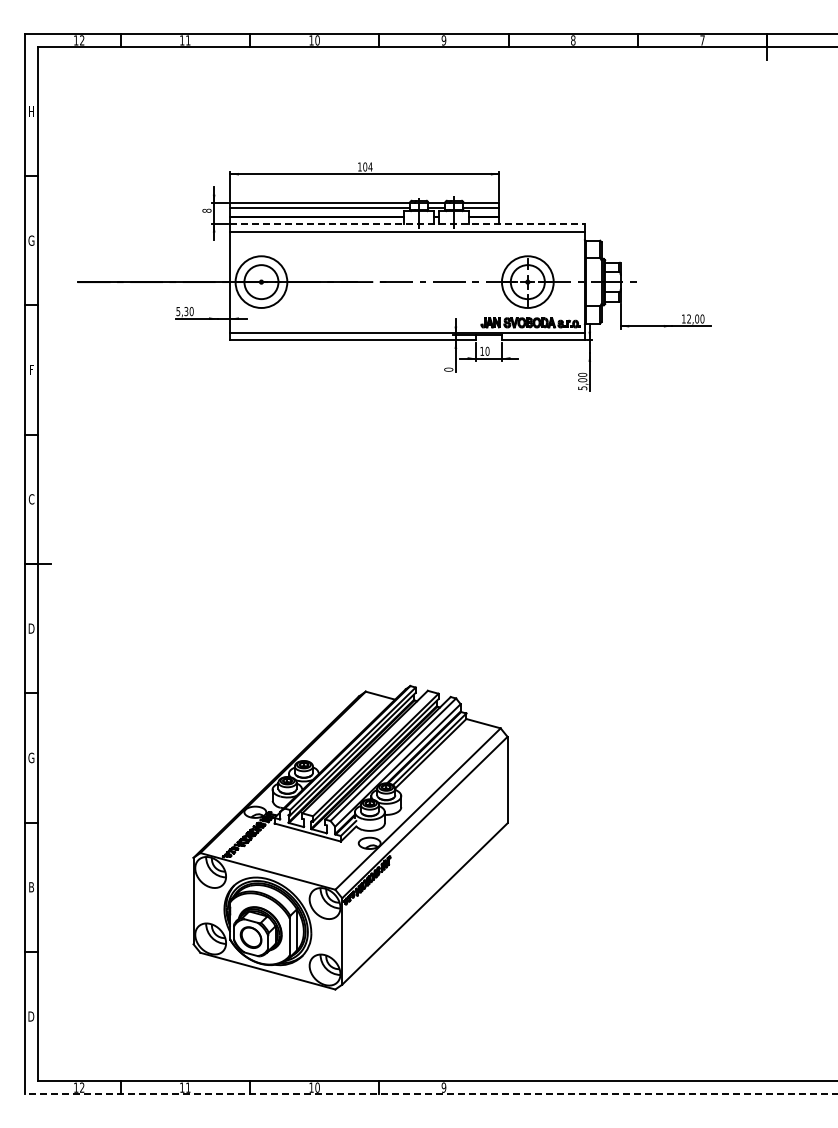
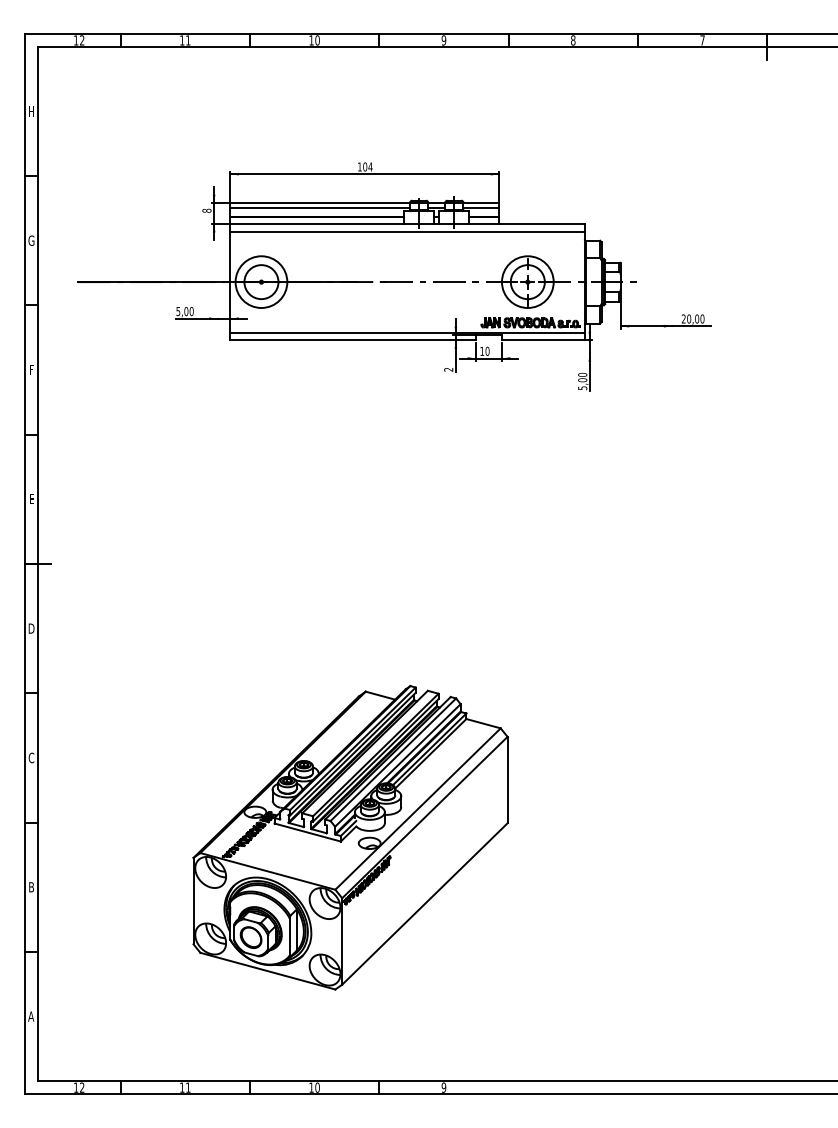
line: dashed -> solid (408, 223)
text: 5,30 -> 5,00 (186, 311)
text: 12,00 -> 20,00 (686, 318)
text: 0 -> 2 (448, 369)
text: C -> E (31, 499)
text: G -> C (31, 757)
text: D -> A (31, 1016)
line: dashed -> solid (431, 1094)
